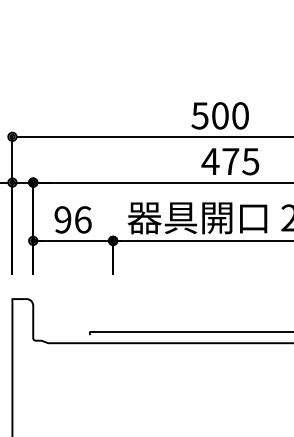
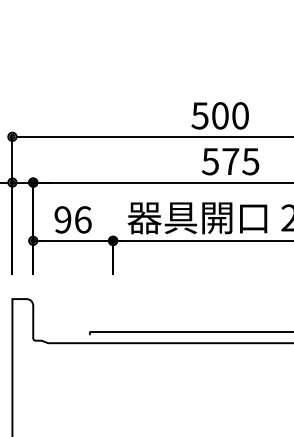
text: 475 -> 575 (210, 161)
